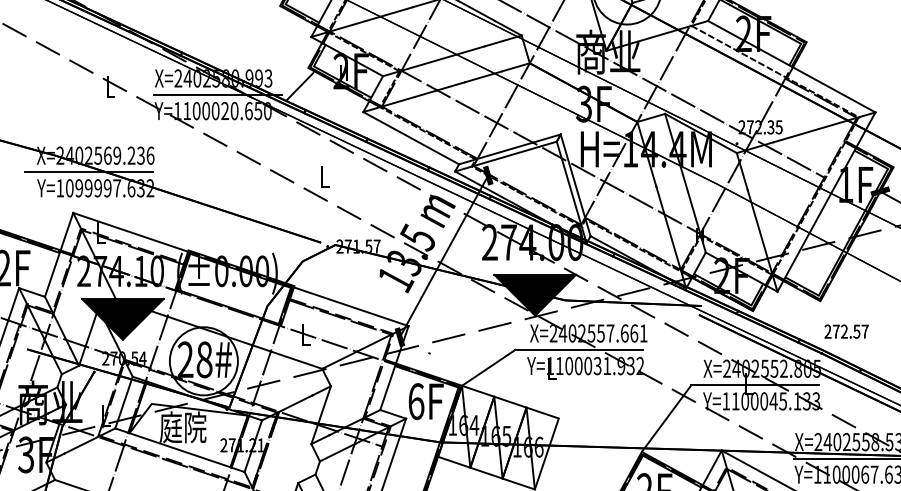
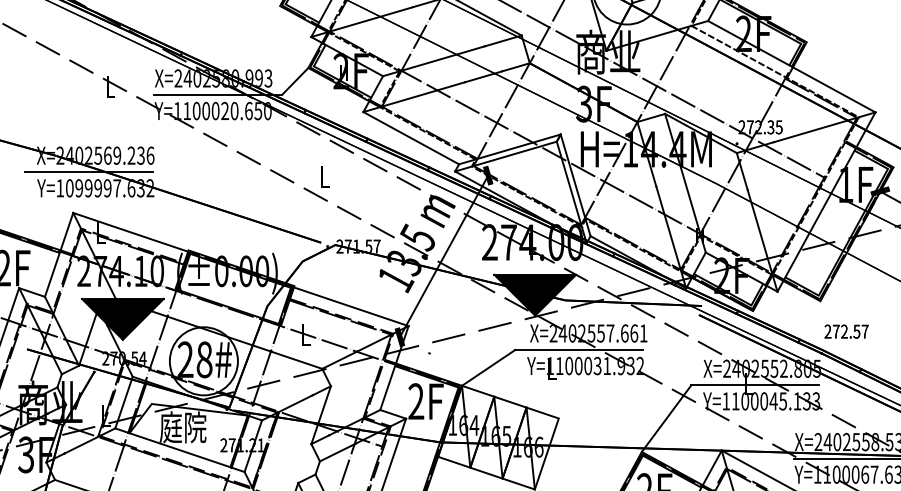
line position: (300, 86) -> (295, 81) (295, 81)
text: 6F -> 2F (416, 401)
